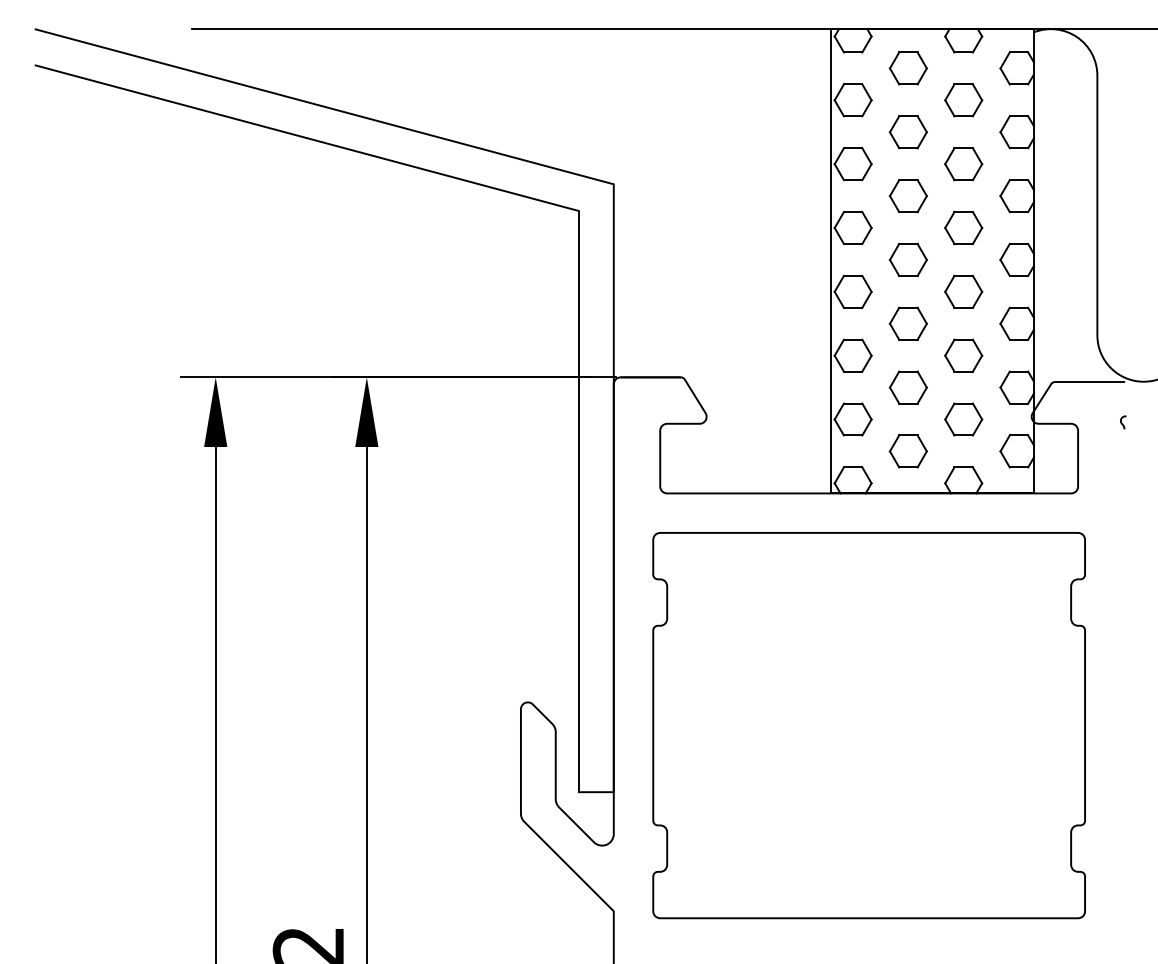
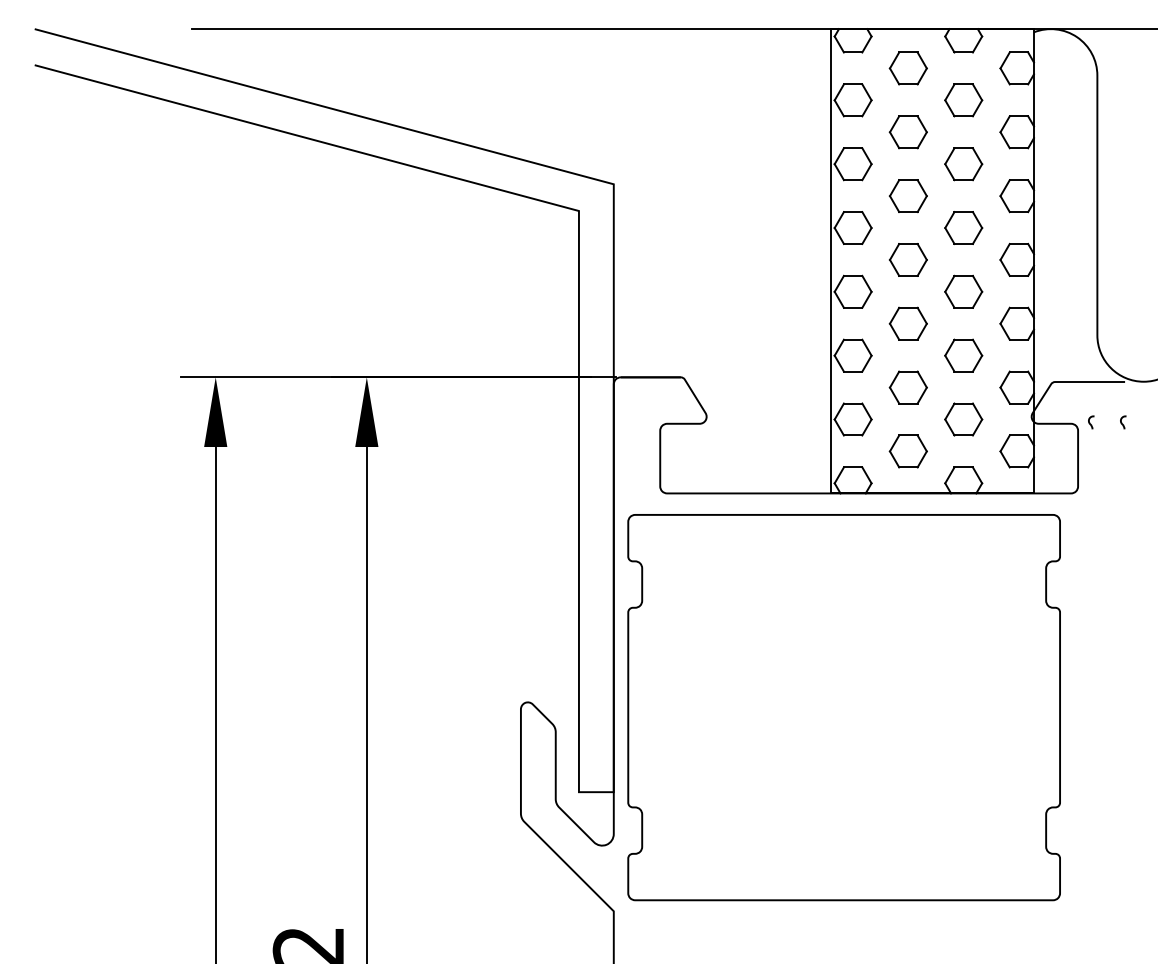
curve: none -> present (1090, 422)
part position: (868, 725) -> (843, 707) (843, 707)
